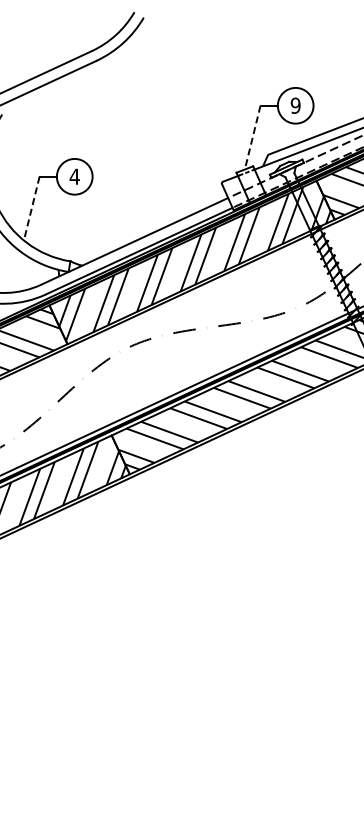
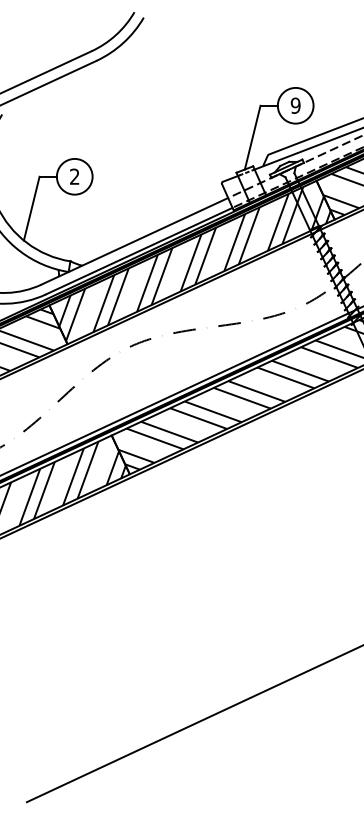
line: dashed -> solid (252, 137)
text: 4 -> 2 (74, 176)
line: dashed -> solid (31, 208)
line: none -> present (193, 724)
